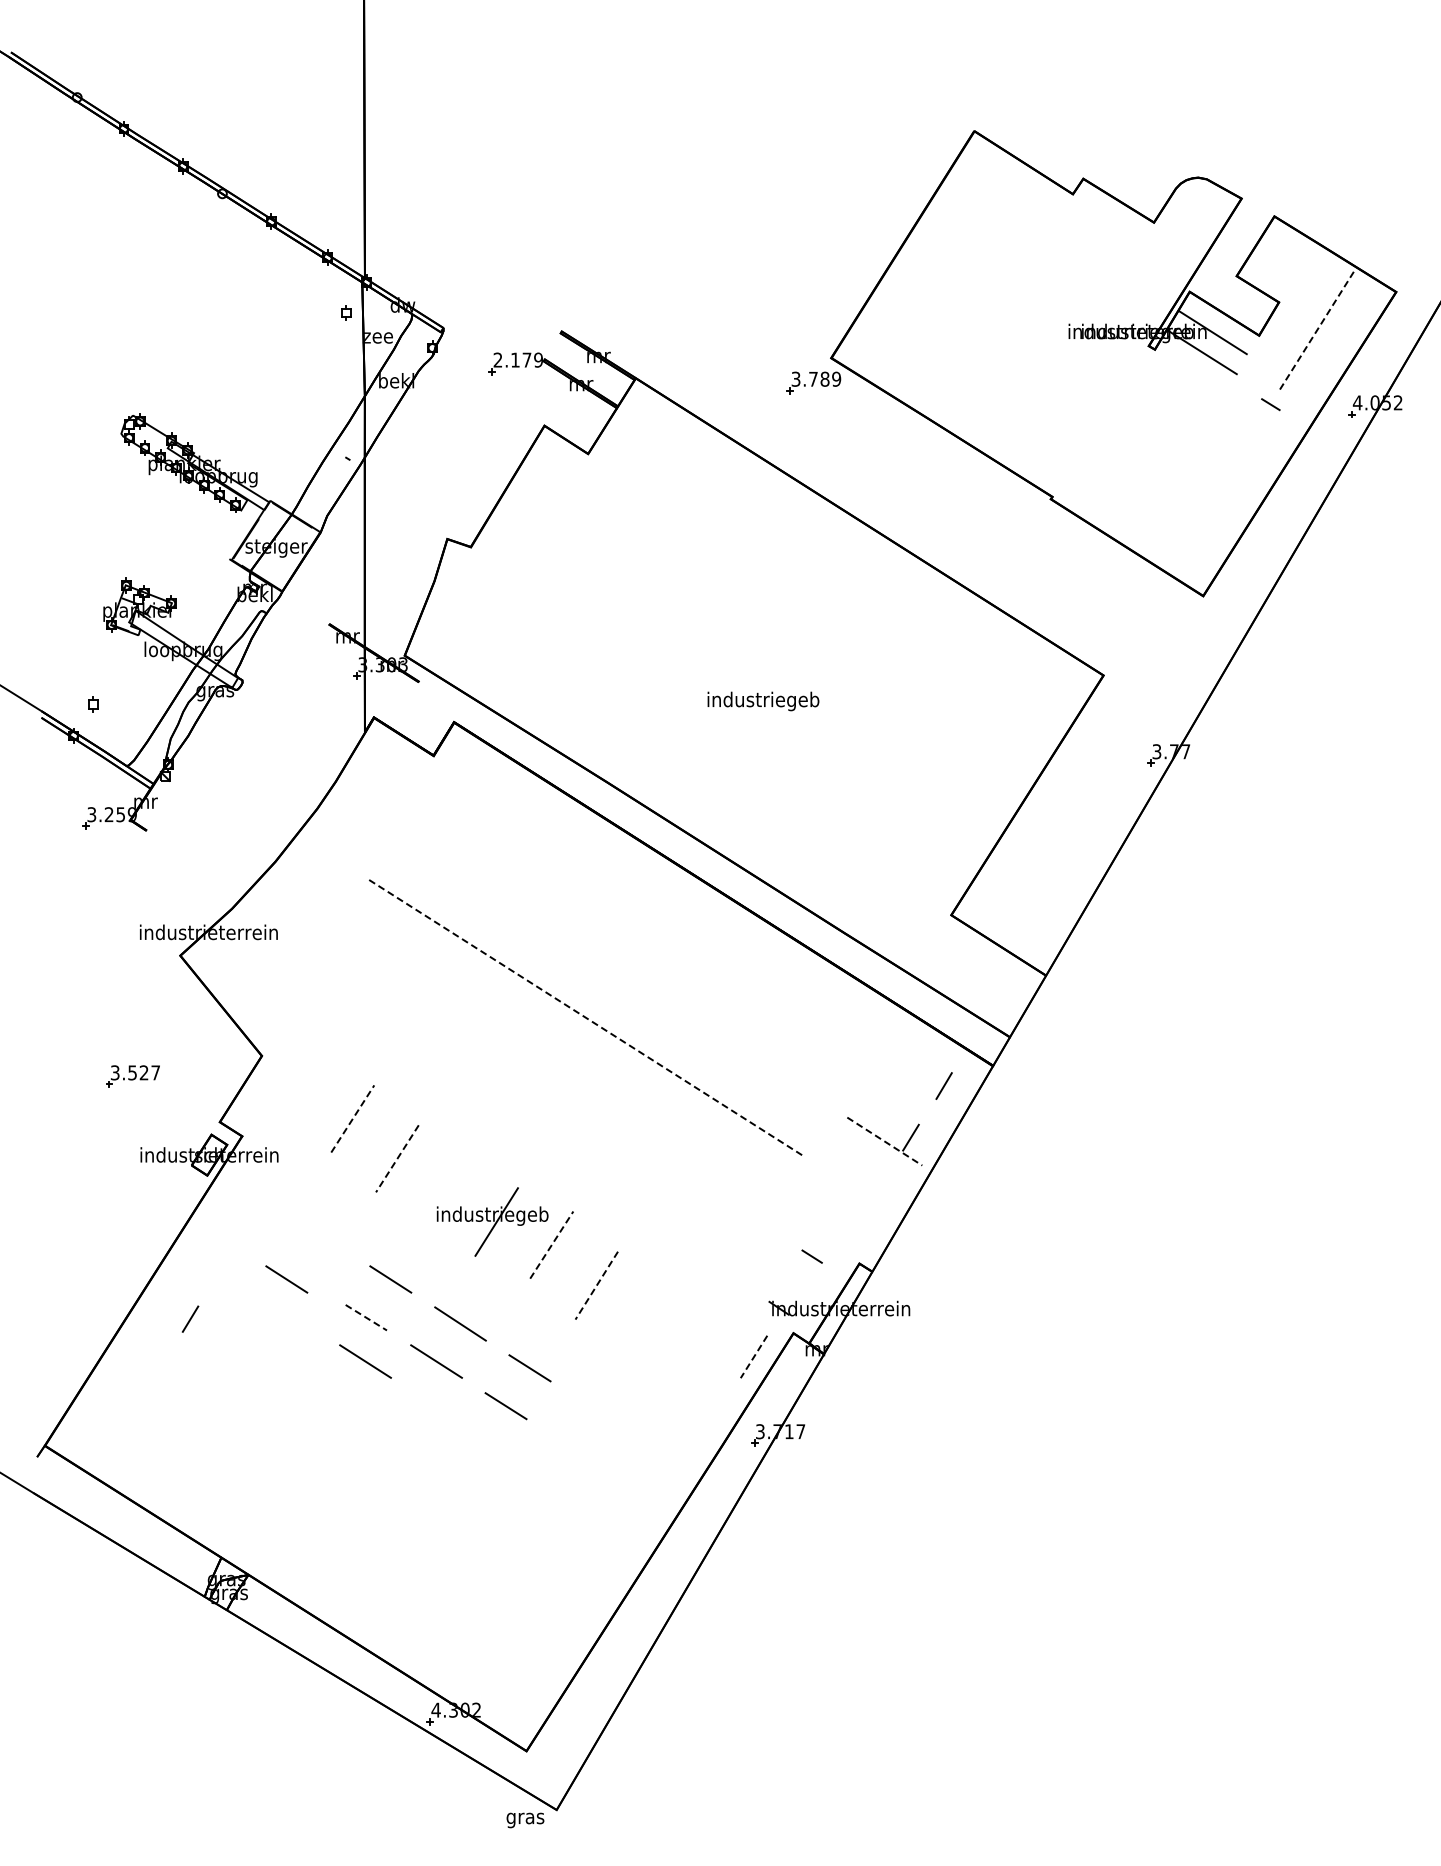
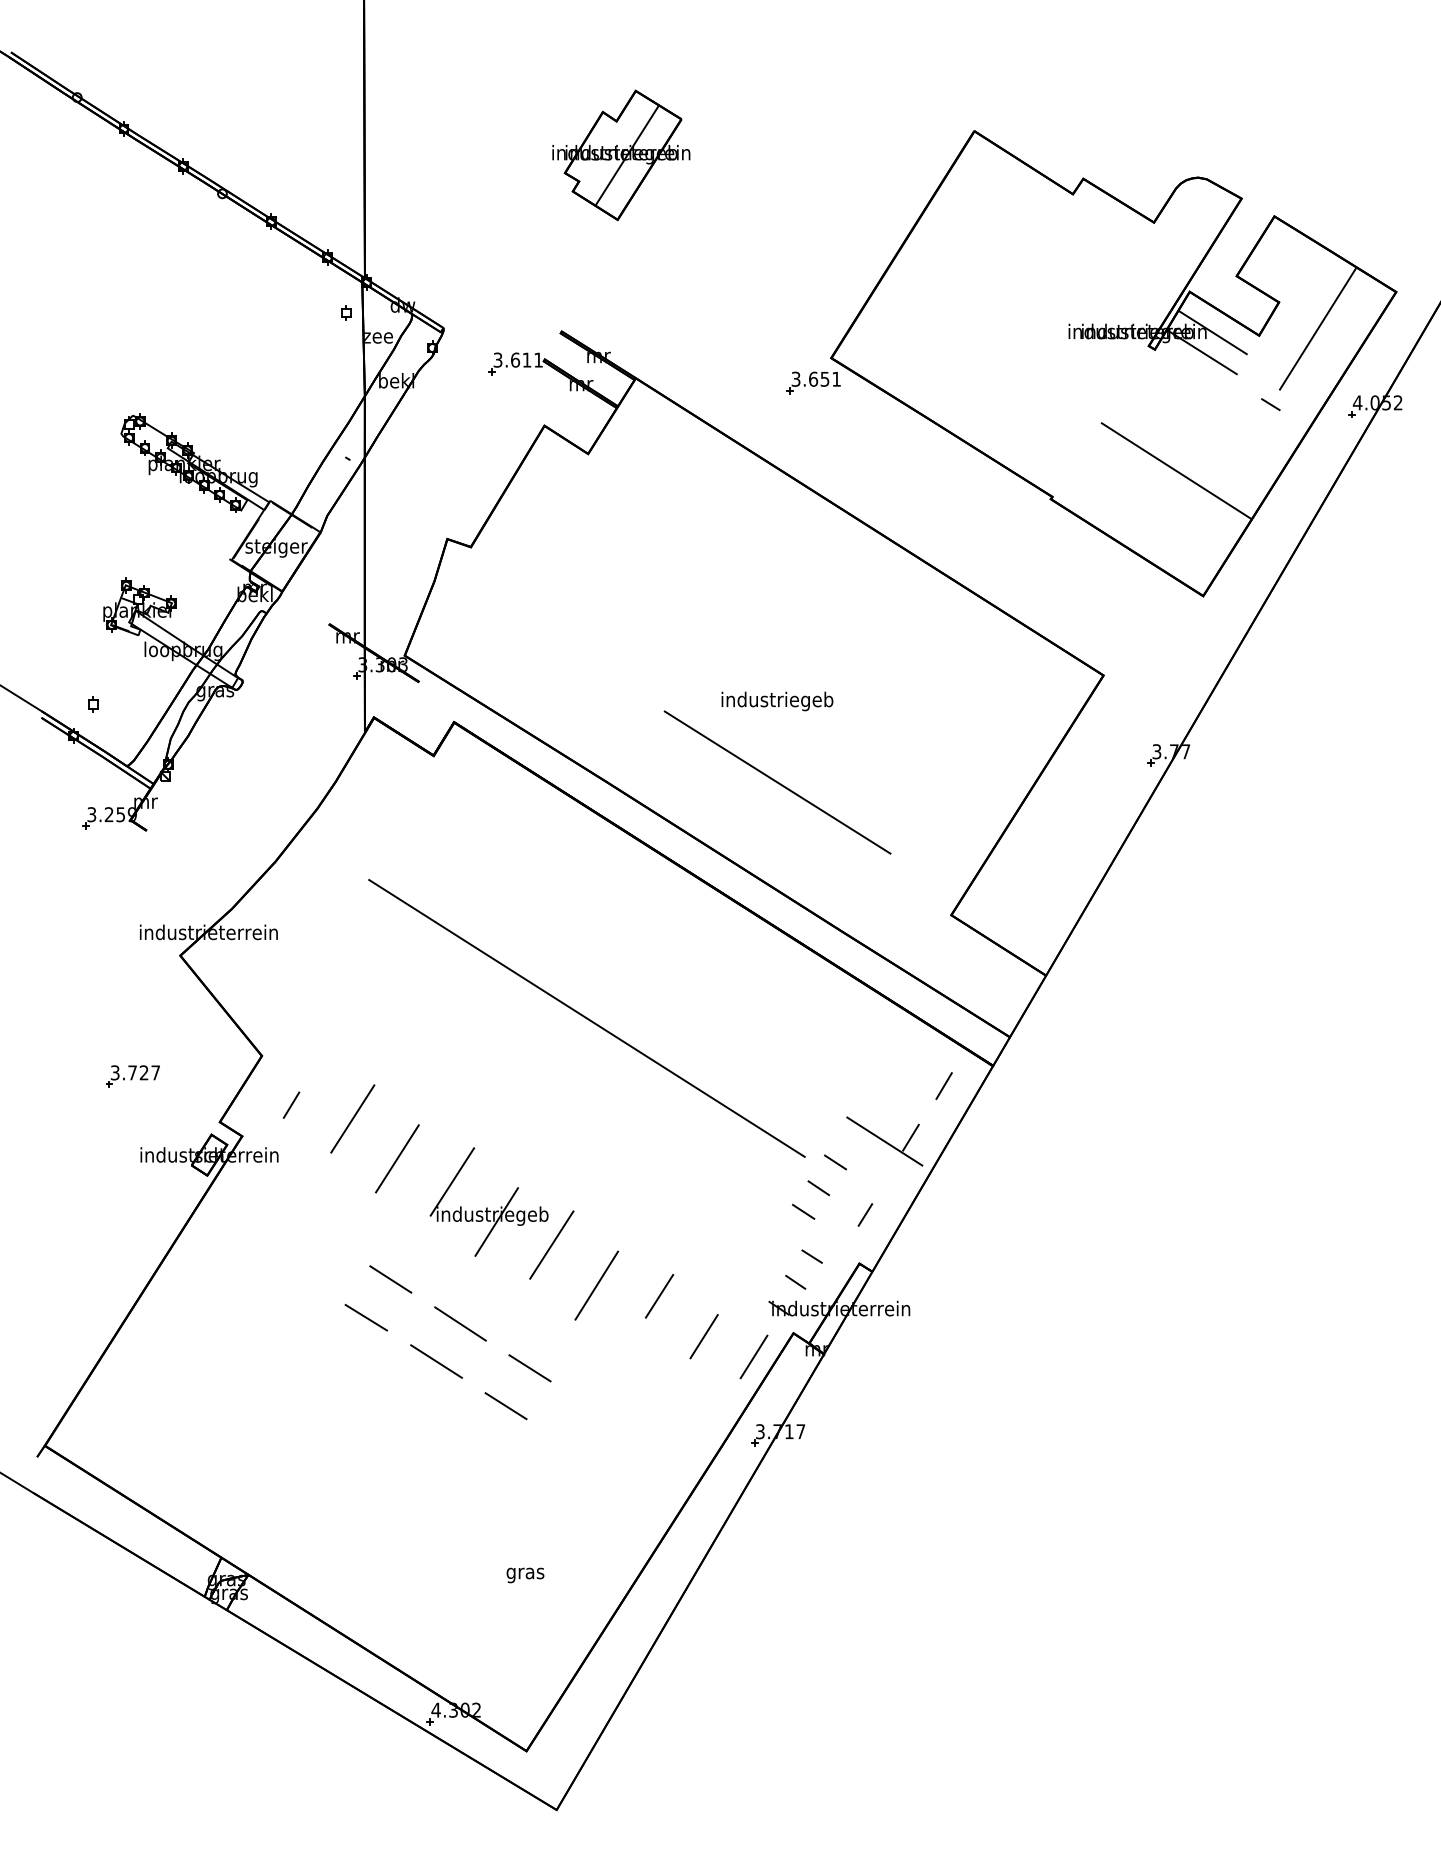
part: none -> present (621, 155)
line: dashed -> solid (1318, 328)
text: 2.179 -> 3.611 (517, 359)
text: 3.789 -> 3.651 (825, 378)
line: none -> present (1175, 470)
text position: (763, 701) -> (777, 701) (777, 701)
line: none -> present (777, 782)
line: dashed -> solid (587, 1018)
text: 3.527 -> 3.727 (132, 1072)
line: dashed -> solid (352, 1118)
line: dashed -> solid (884, 1141)
line: dashed -> solid (397, 1158)
line: none -> present (835, 1162)
line: none -> present (452, 1181)
line: none -> present (818, 1188)
line: none -> present (803, 1211)
line: none -> present (865, 1214)
line: dashed -> solid (551, 1245)
line: present -> none (286, 1279)
line: none -> present (795, 1282)
line: dashed -> solid (596, 1286)
line: none -> present (659, 1295)
line: dashed -> solid (366, 1317)
line position: (190, 1318) -> (291, 1104) (291, 1104)
line: none -> present (703, 1336)
line: dashed -> solid (753, 1357)
line: present -> none (365, 1361)
text position: (525, 1820) -> (525, 1575) (525, 1575)
